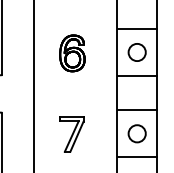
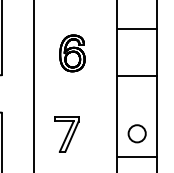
circle: present -> none (136, 52)
line: present -> none (136, 110)
part position: (71, 134) -> (66, 134) (66, 134)
